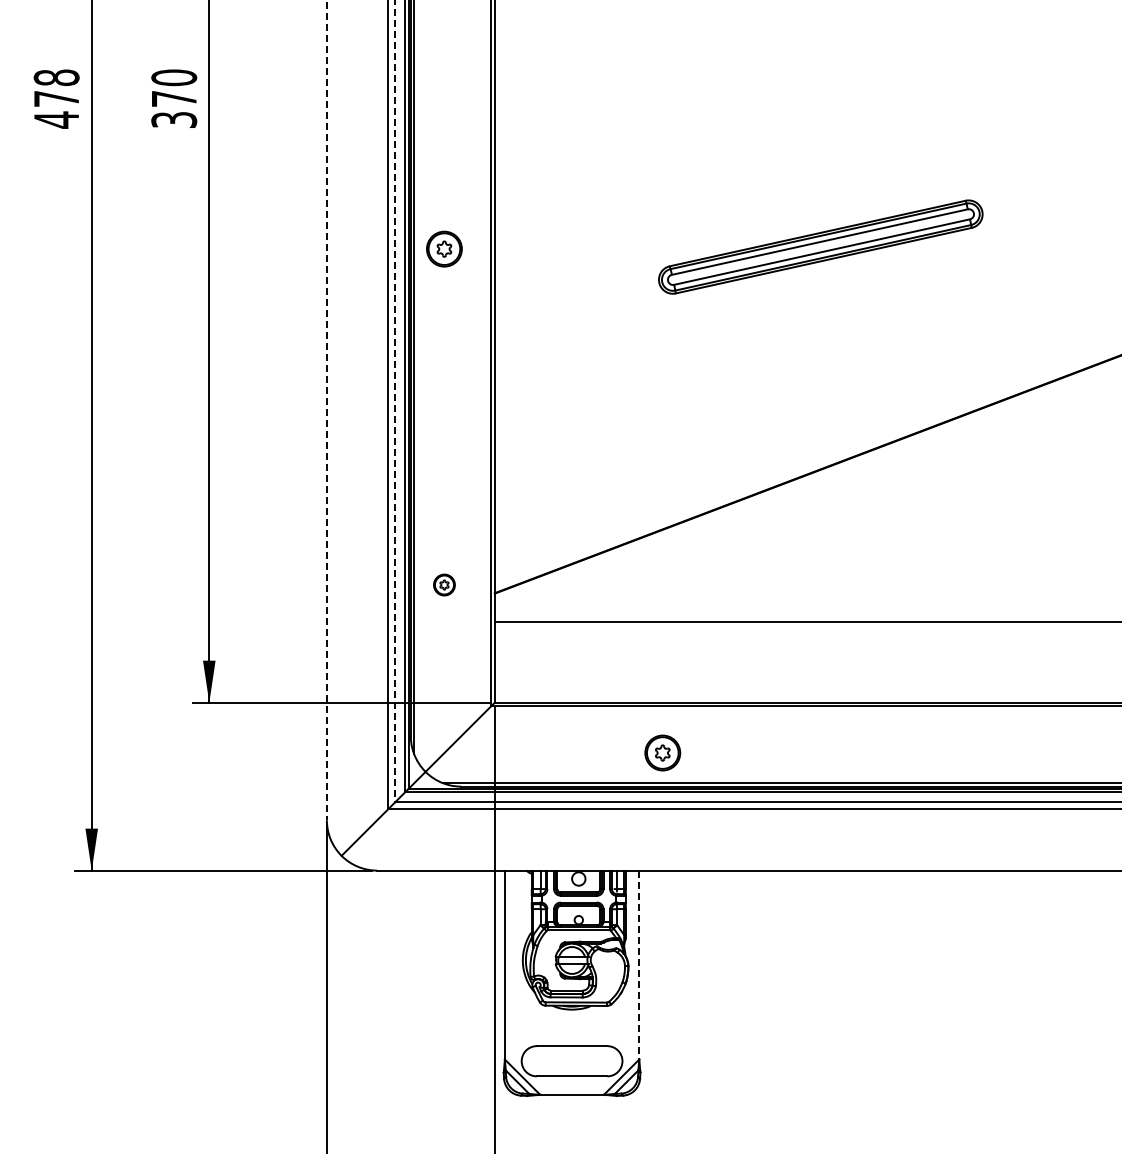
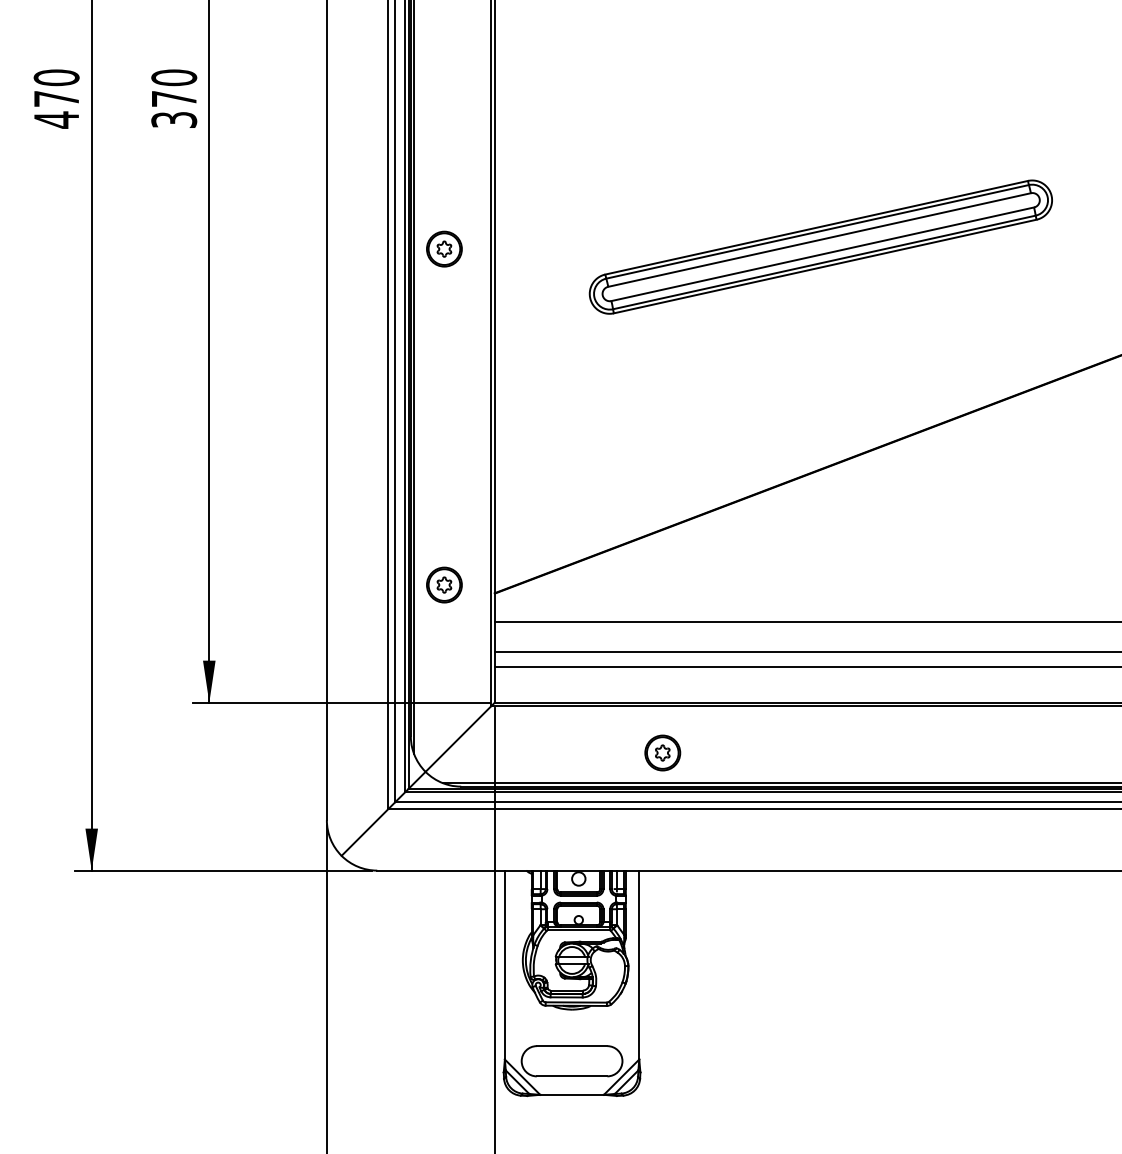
text: 478 -> 470 (56, 77)
part size: 326x96 px -> 465x136 px (820, 246)
line: dashed -> solid (395, 401)
line: dashed -> solid (326, 410)
part size: 23x24 px -> 37x38 px (444, 584)
line: none -> present (806, 652)
line: none -> present (806, 667)
line: dashed -> solid (639, 965)
